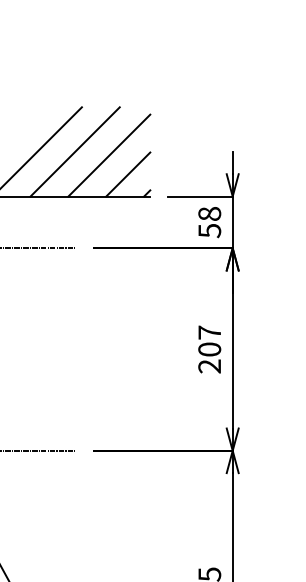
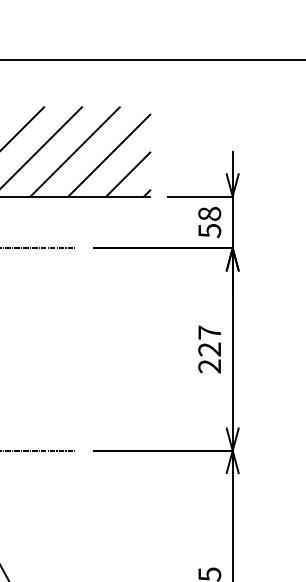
line: none -> present (152, 59)
line: none -> present (23, 128)
text: 207 -> 227 (209, 349)
